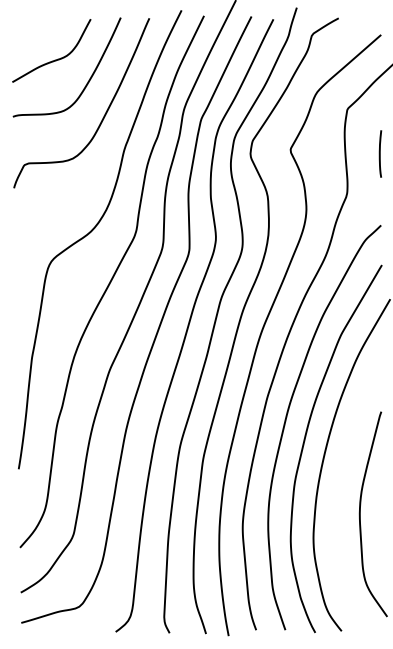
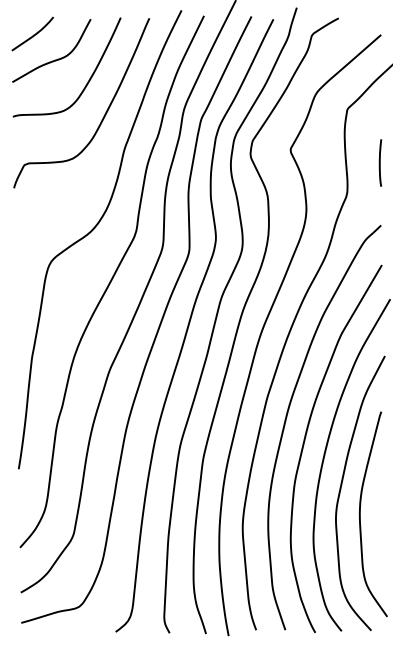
curve: none -> present (33, 34)
curve position: (380, 153) -> (380, 162) (380, 162)
curve: none -> present (341, 489)
